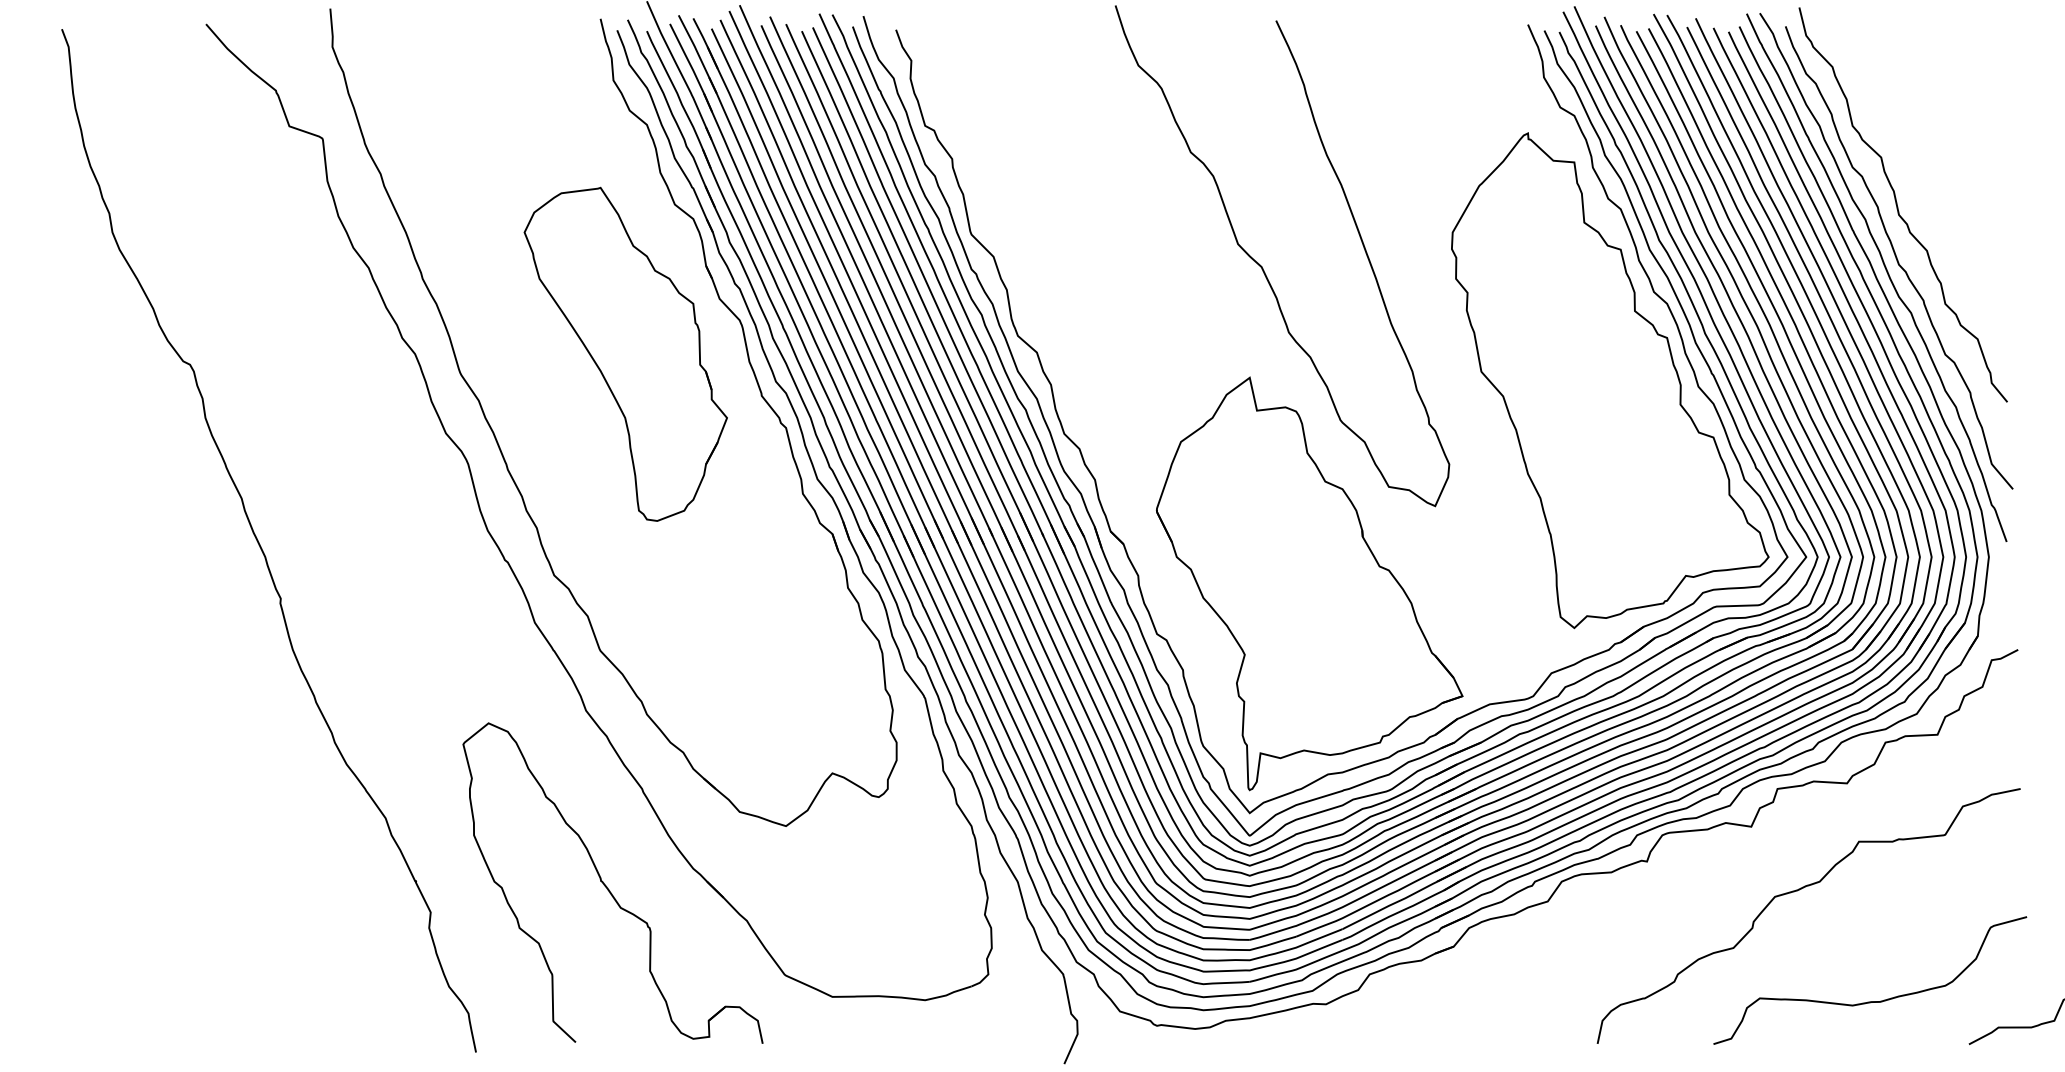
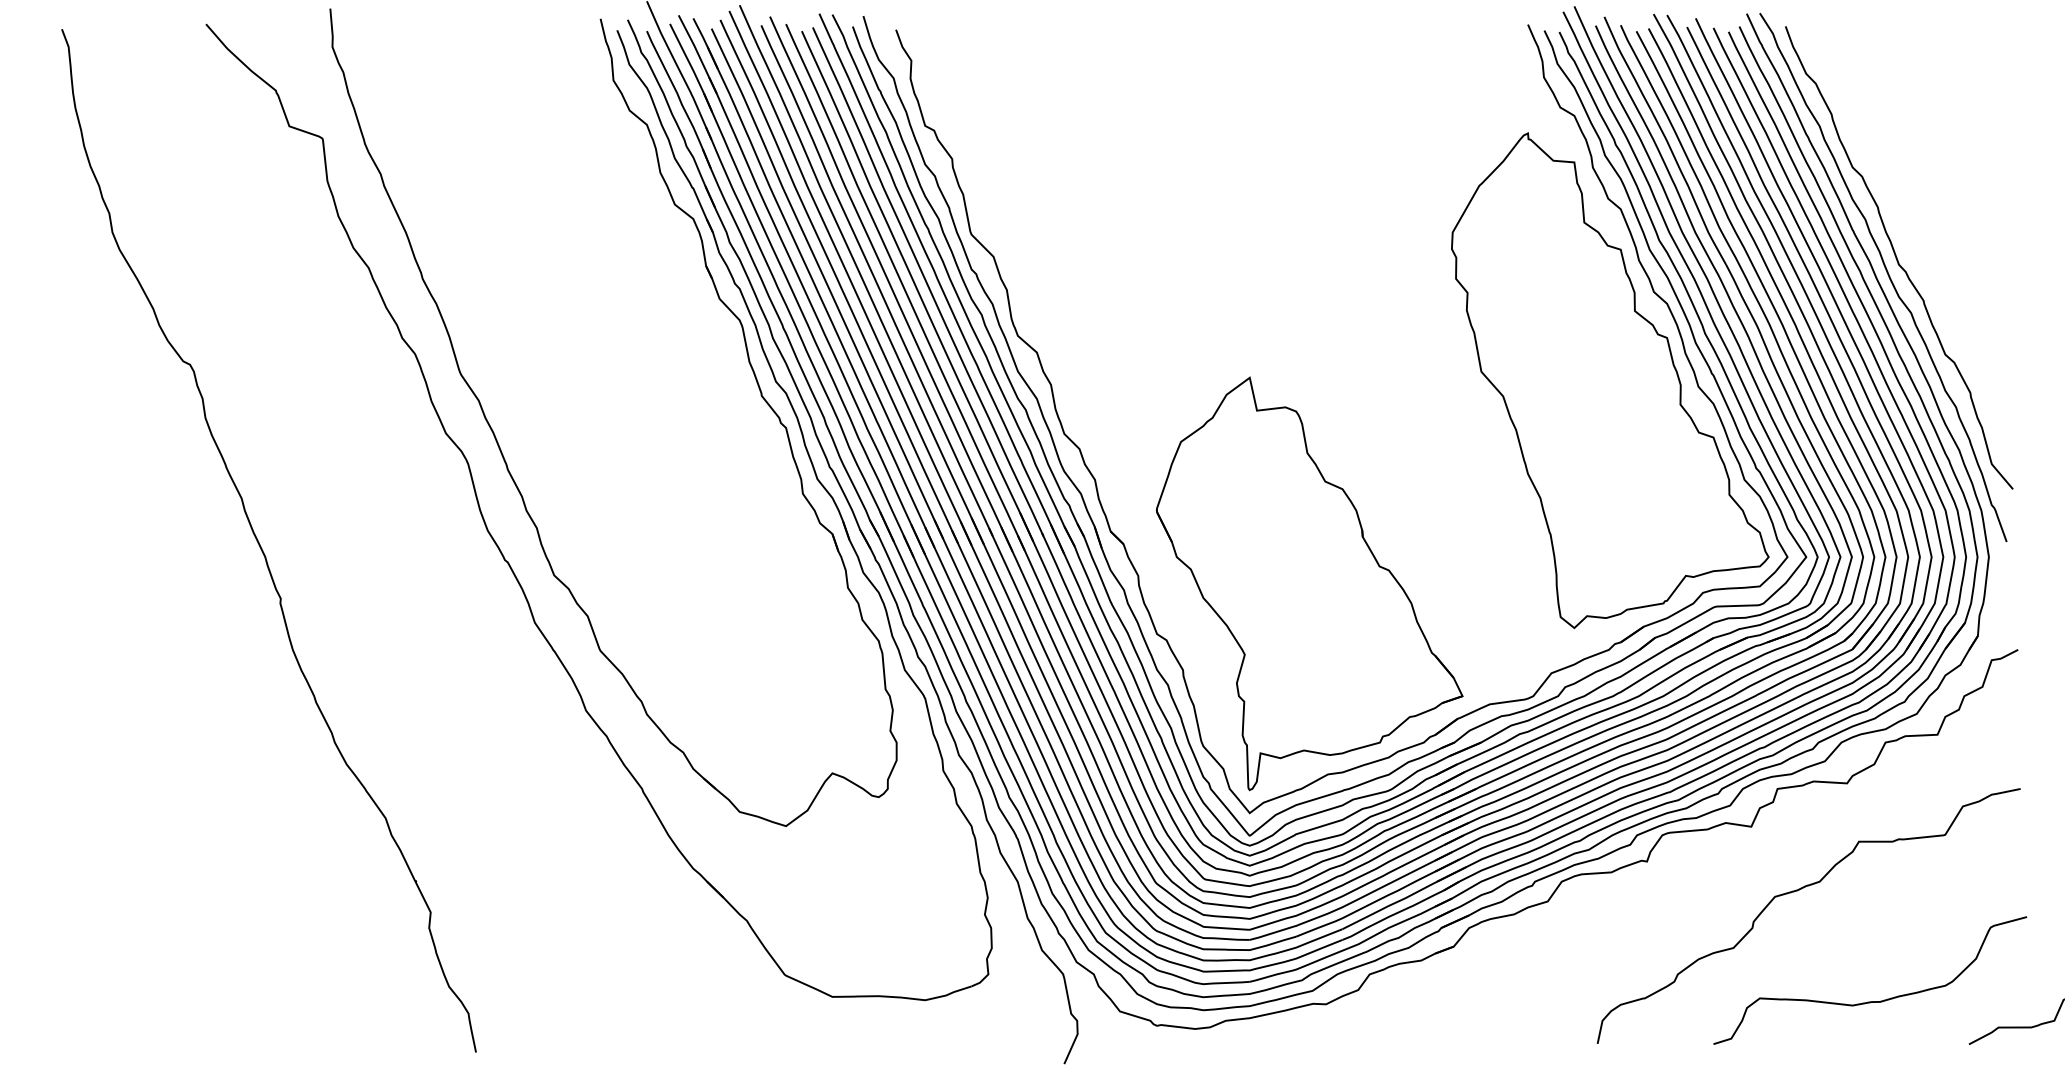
curve: present -> none (1898, 206)
curve: present -> none (1262, 266)
part: present -> none (625, 353)
part: present -> none (607, 886)
